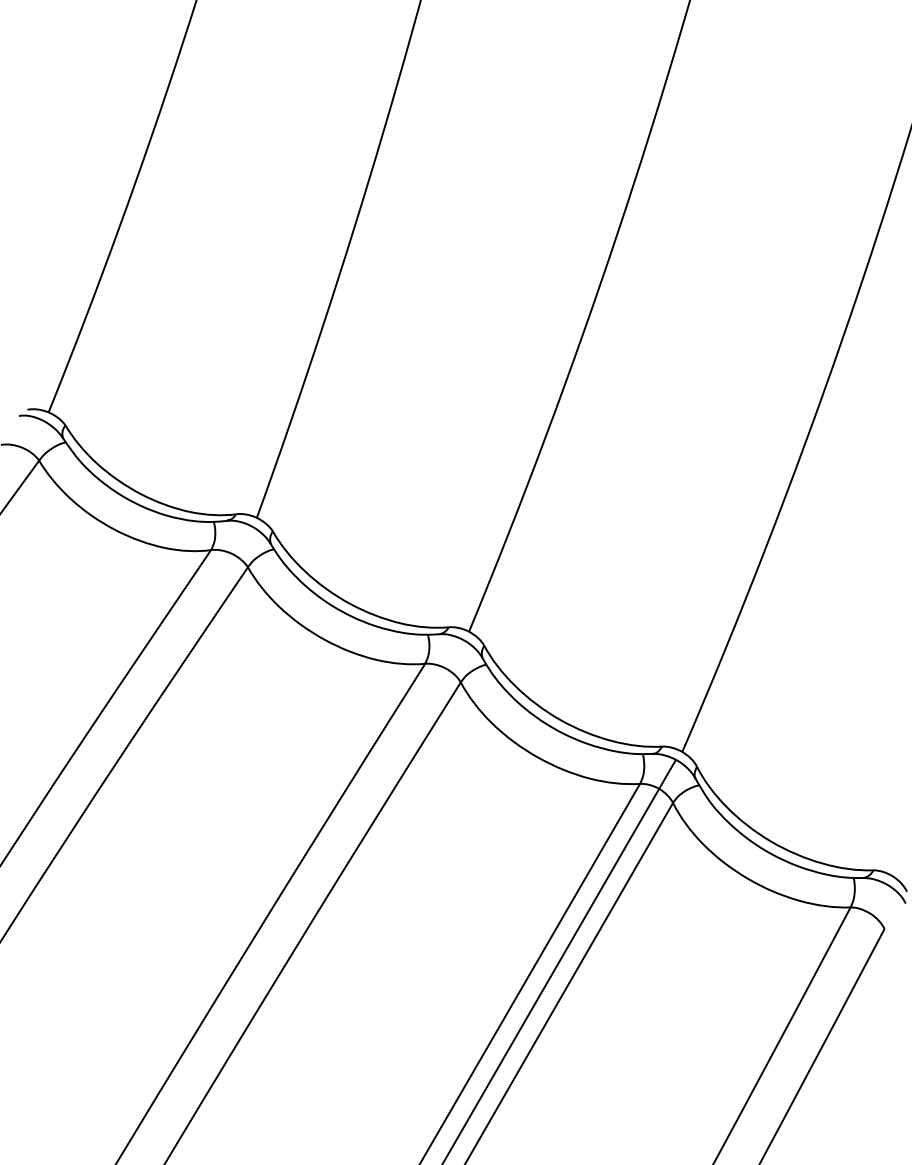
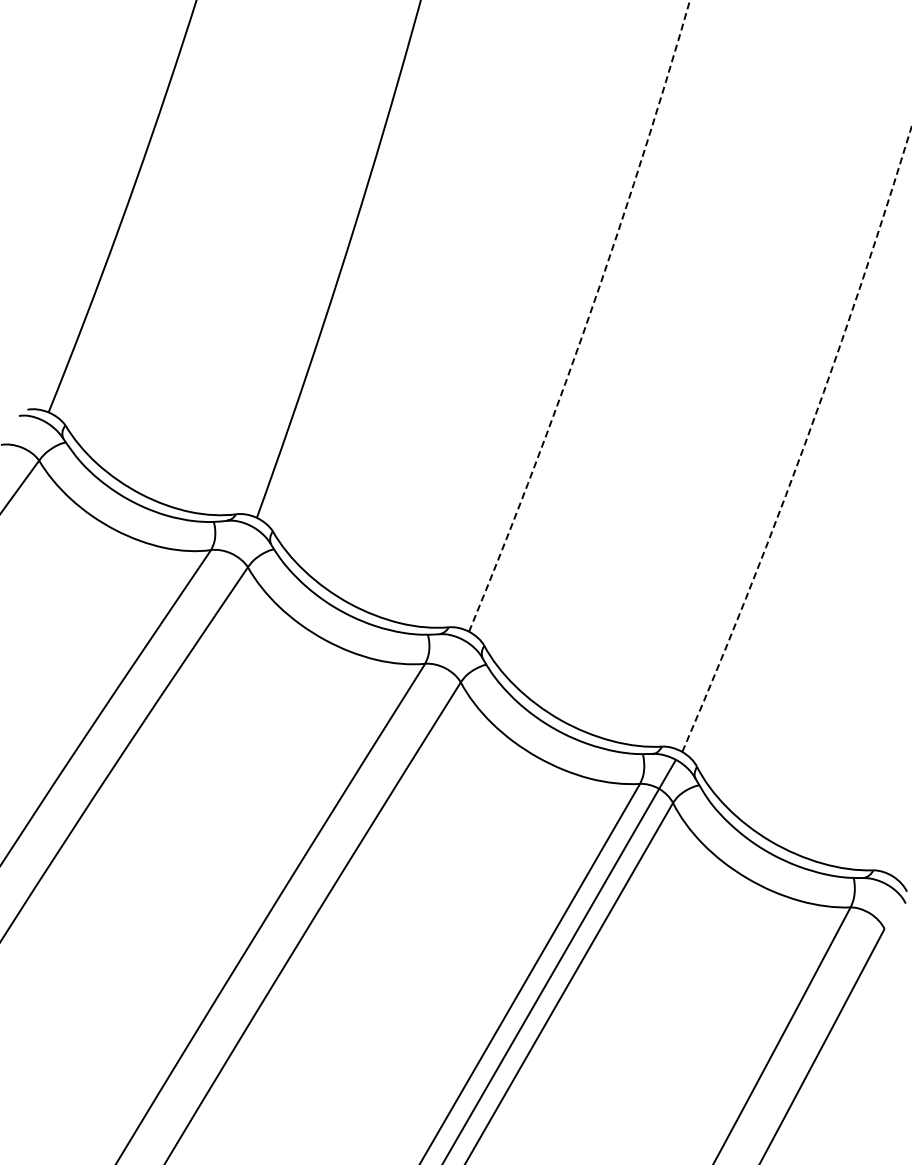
arc: solid -> dashed (587, 321)
arc: solid -> dashed (805, 442)
